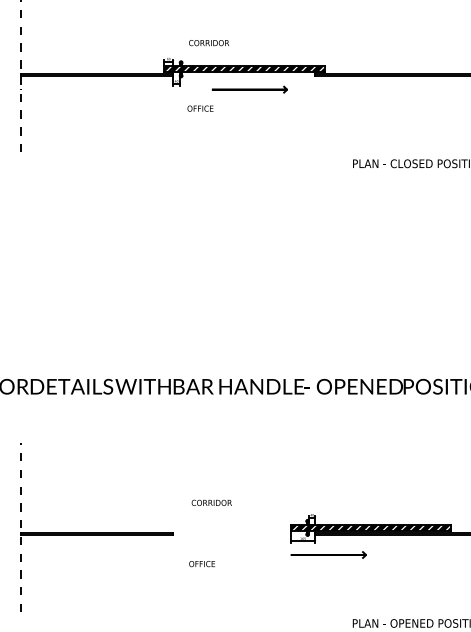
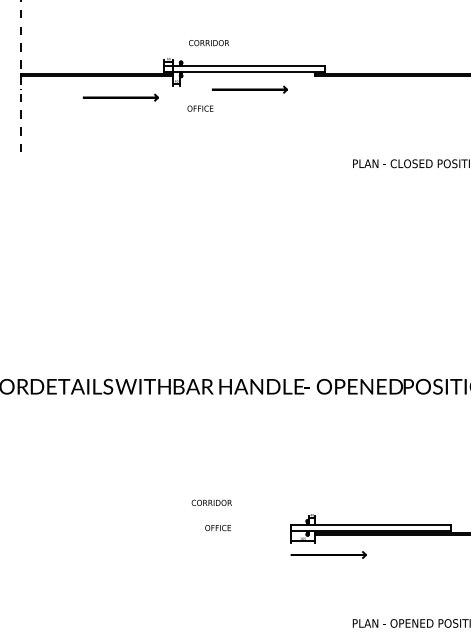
hatch: present -> none (244, 69)
line: none -> present (120, 97)
part: present -> none (96, 527)
hatch: present -> none (370, 527)
text position: (202, 564) -> (218, 528) (218, 528)
